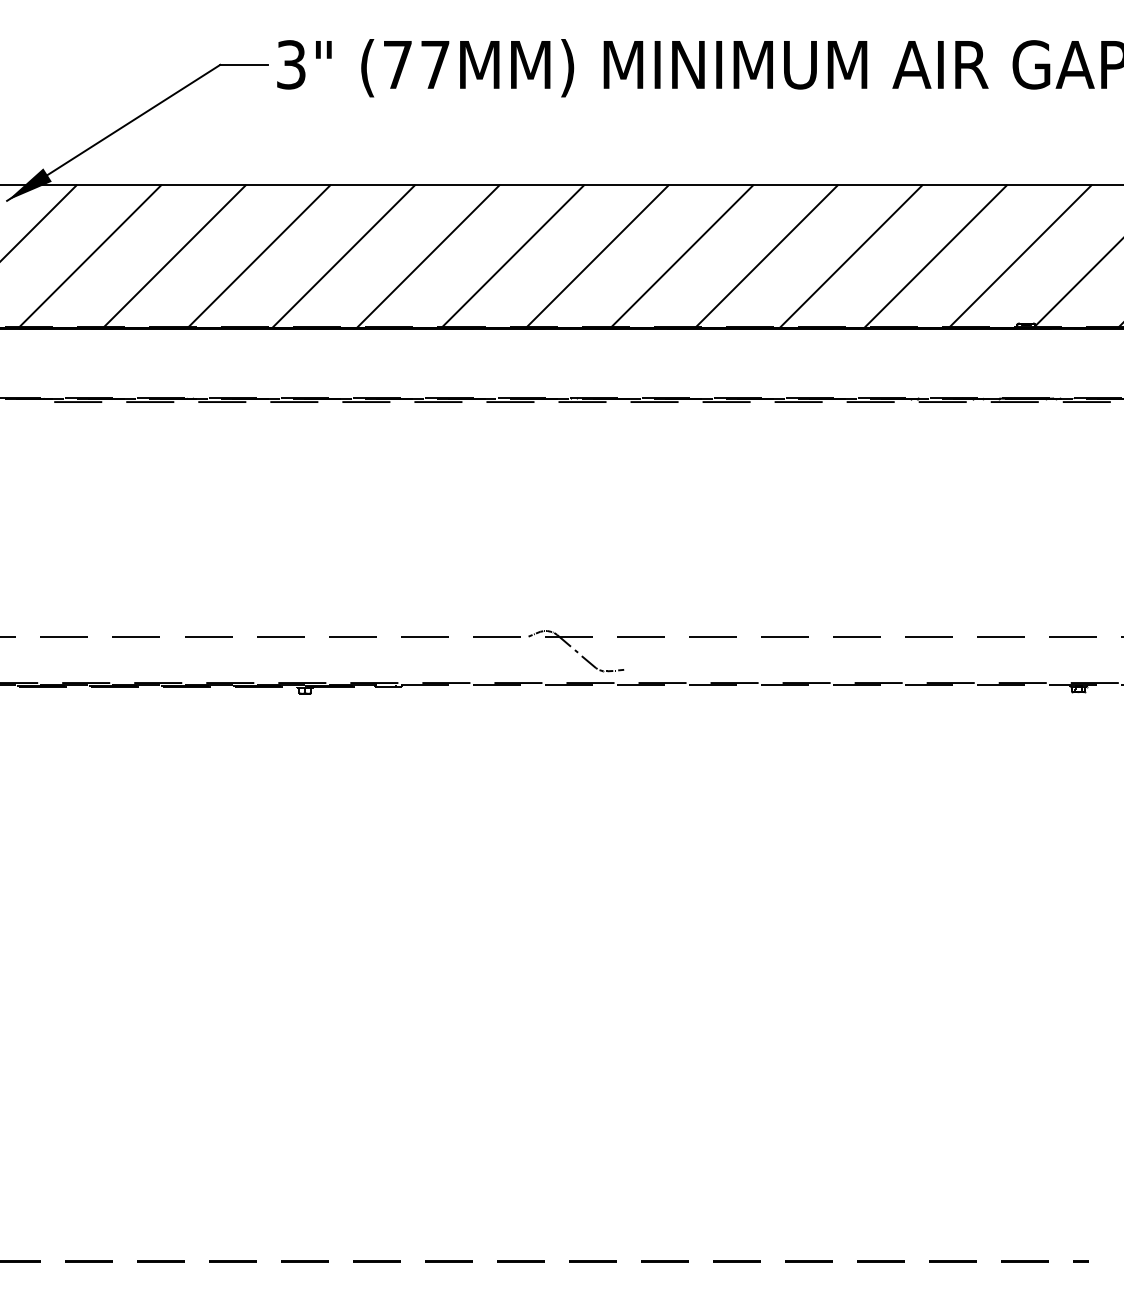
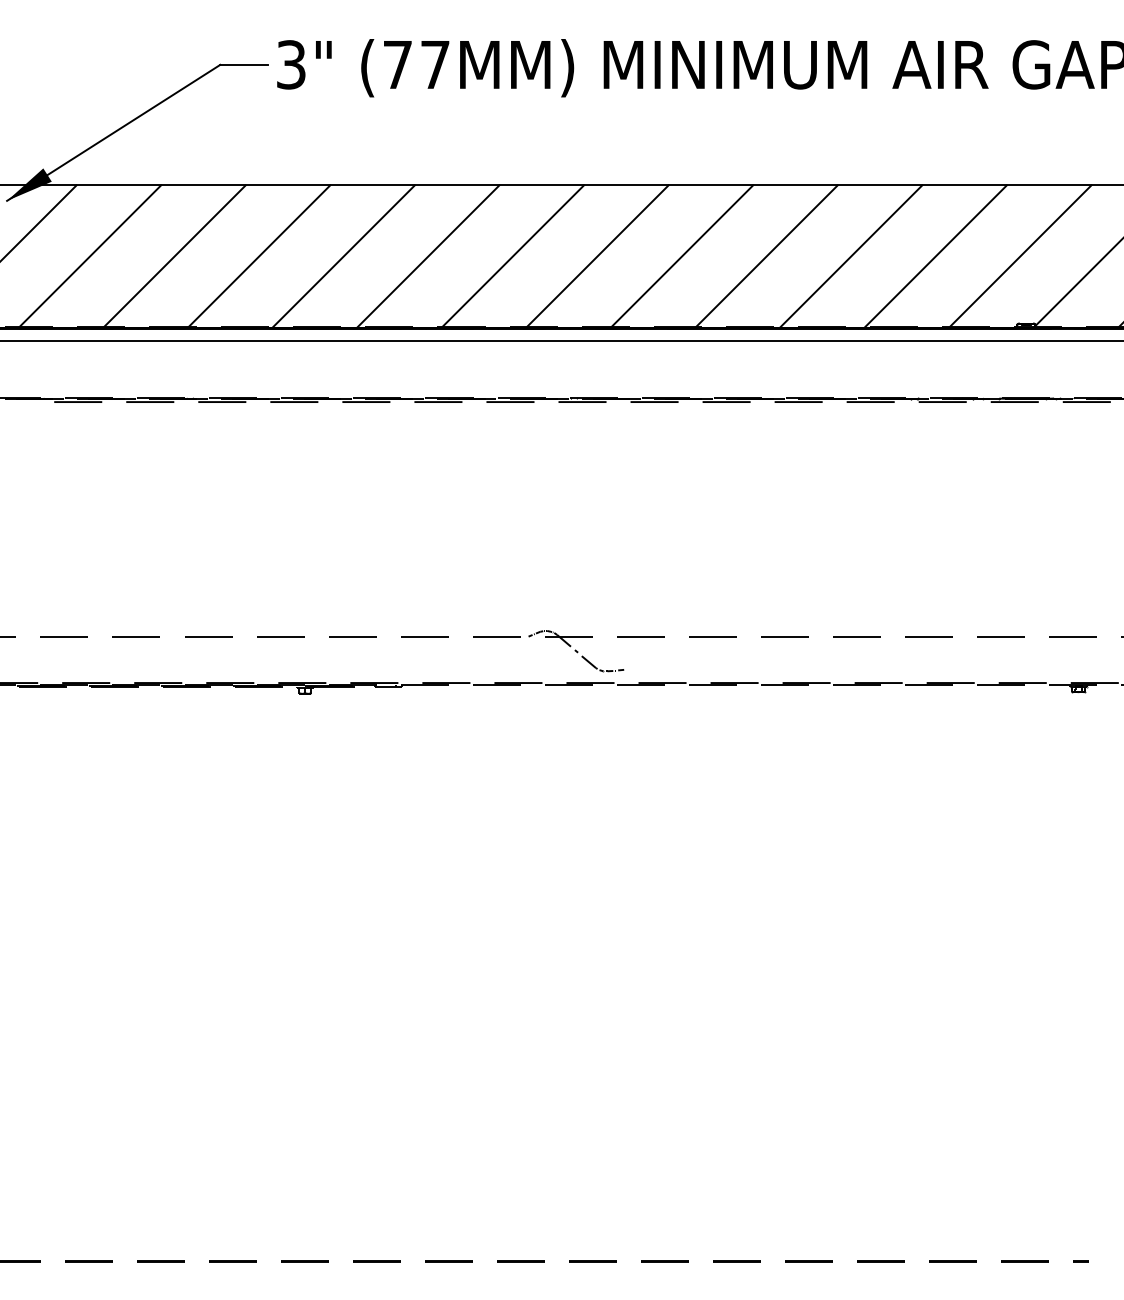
line: none -> present (561, 340)
